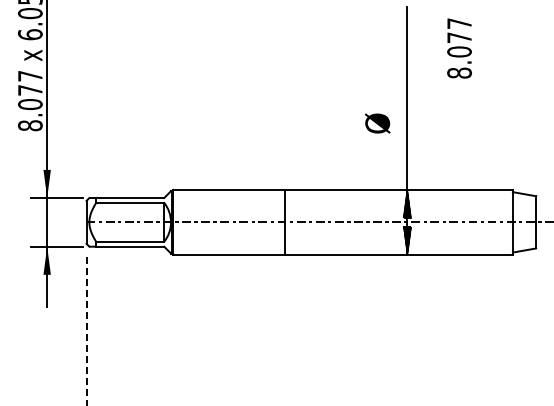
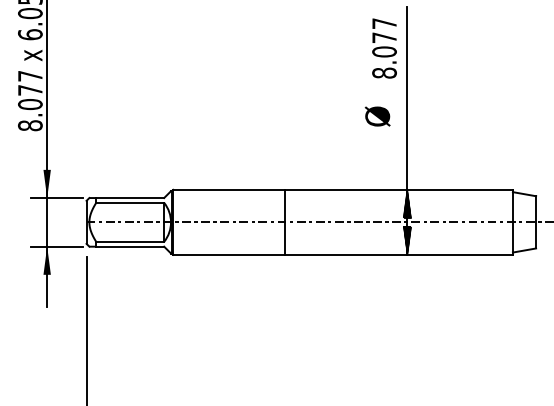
text position: (459, 48) -> (384, 48) (384, 48)
text position: (377, 123) -> (377, 116) (377, 116)
line: dashed -> solid (86, 331)
